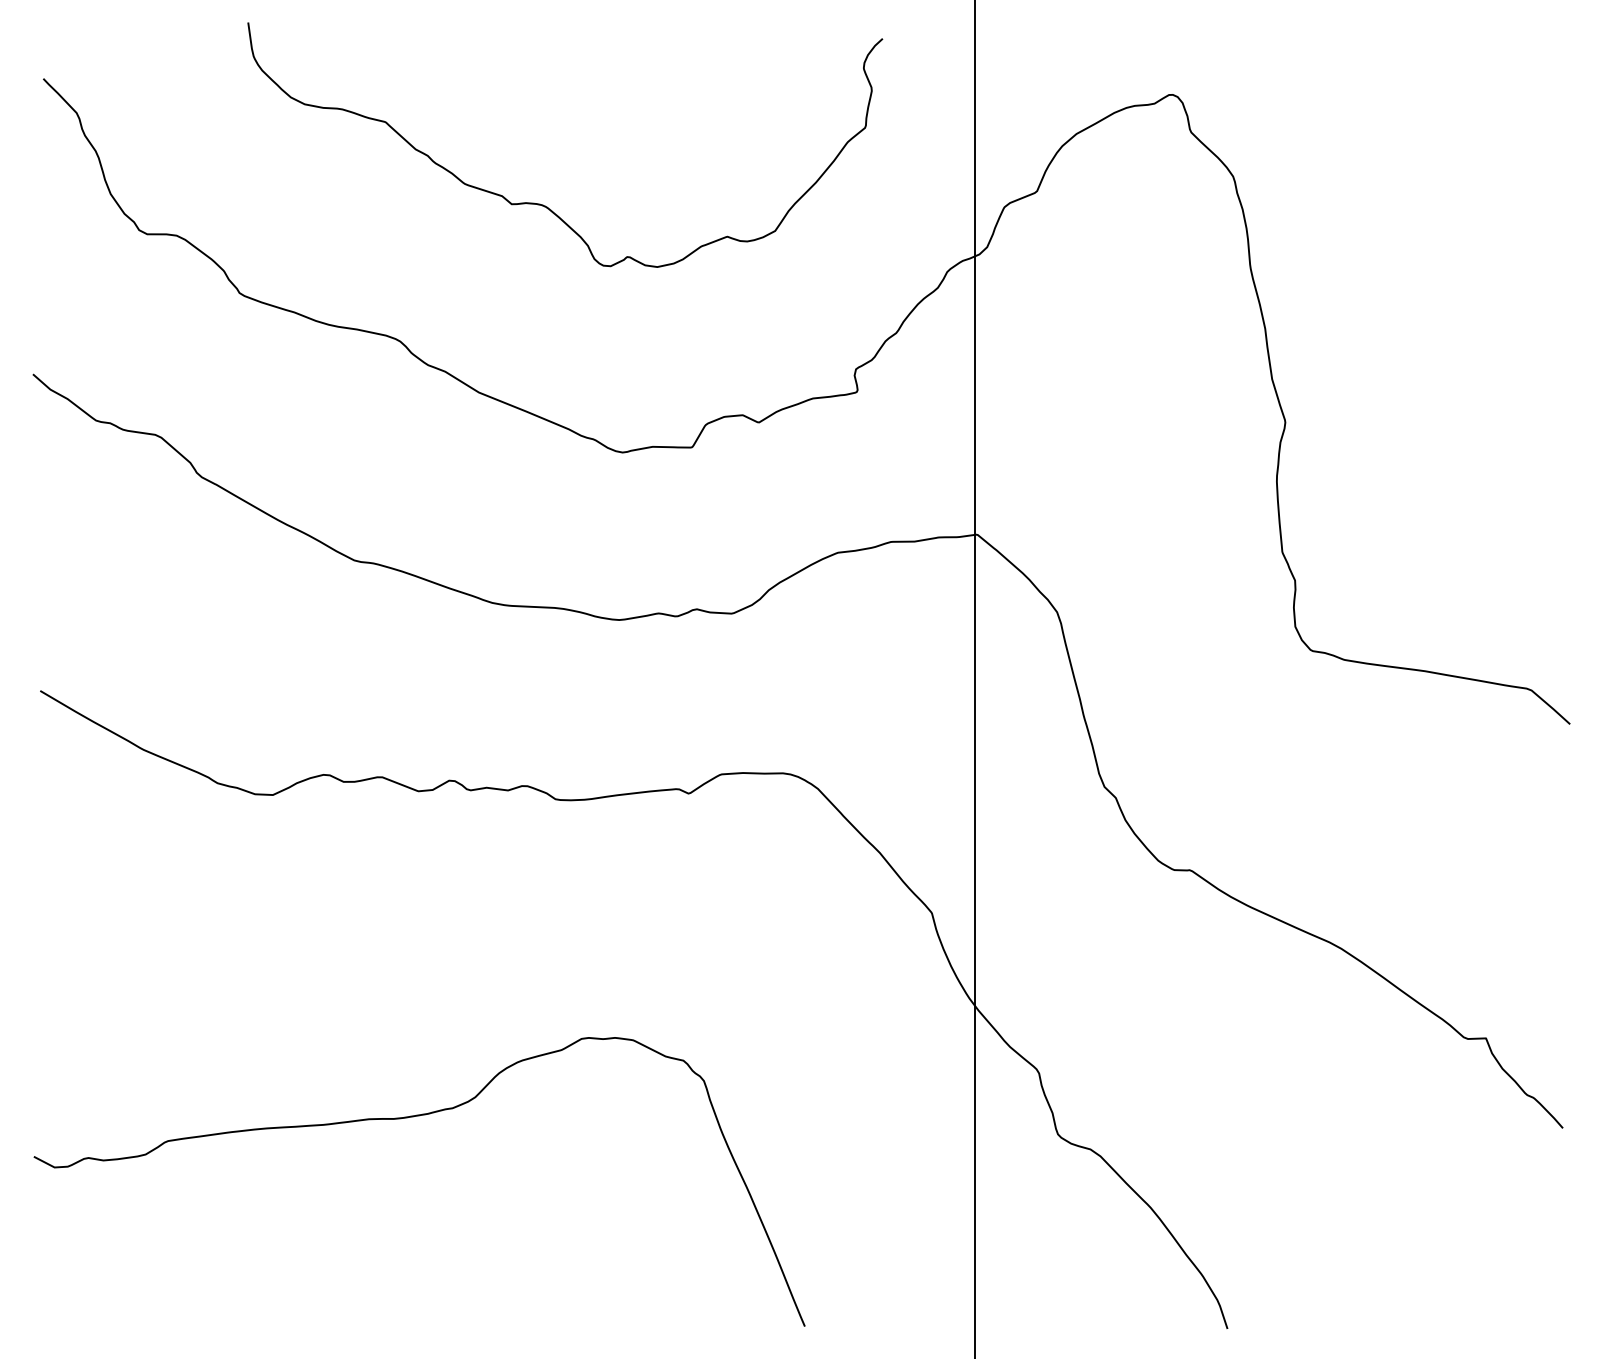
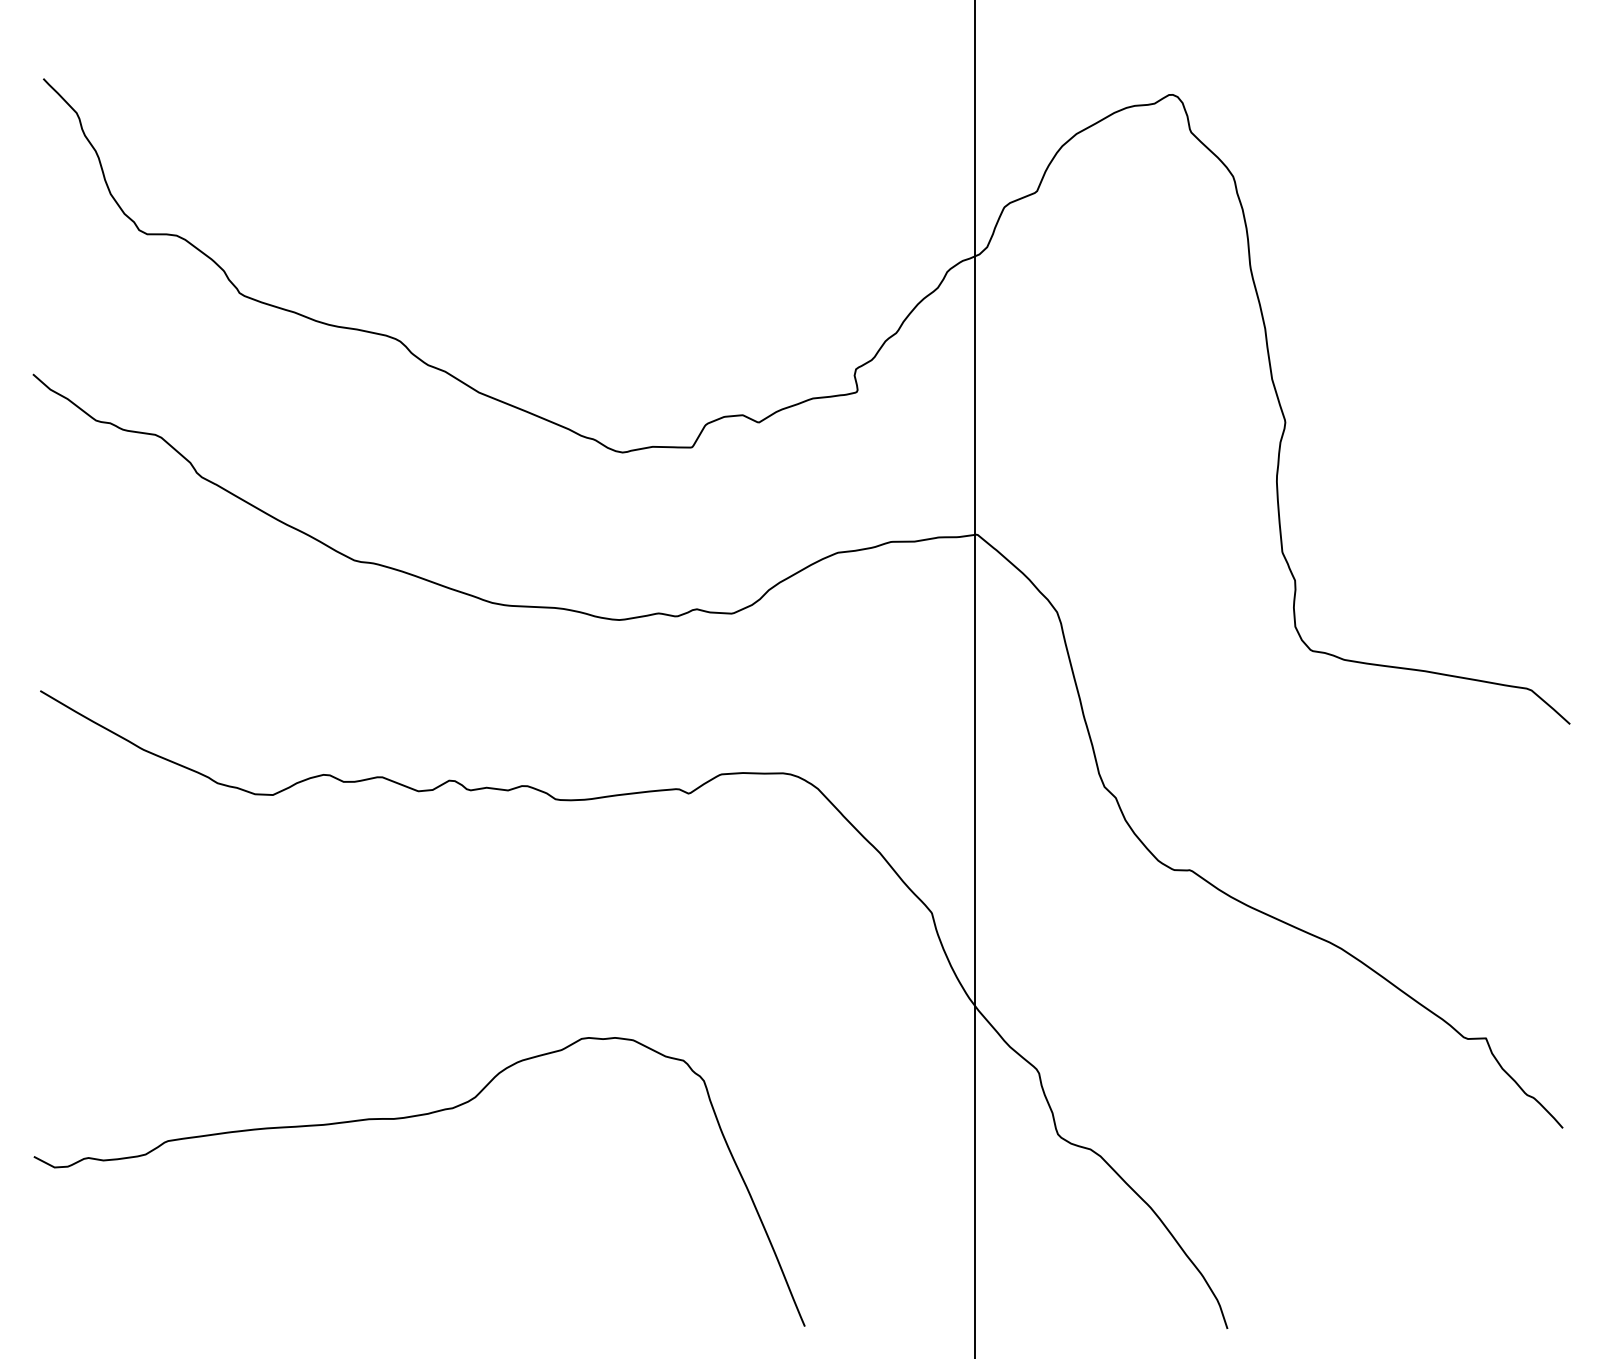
curve: present -> none (543, 204)
